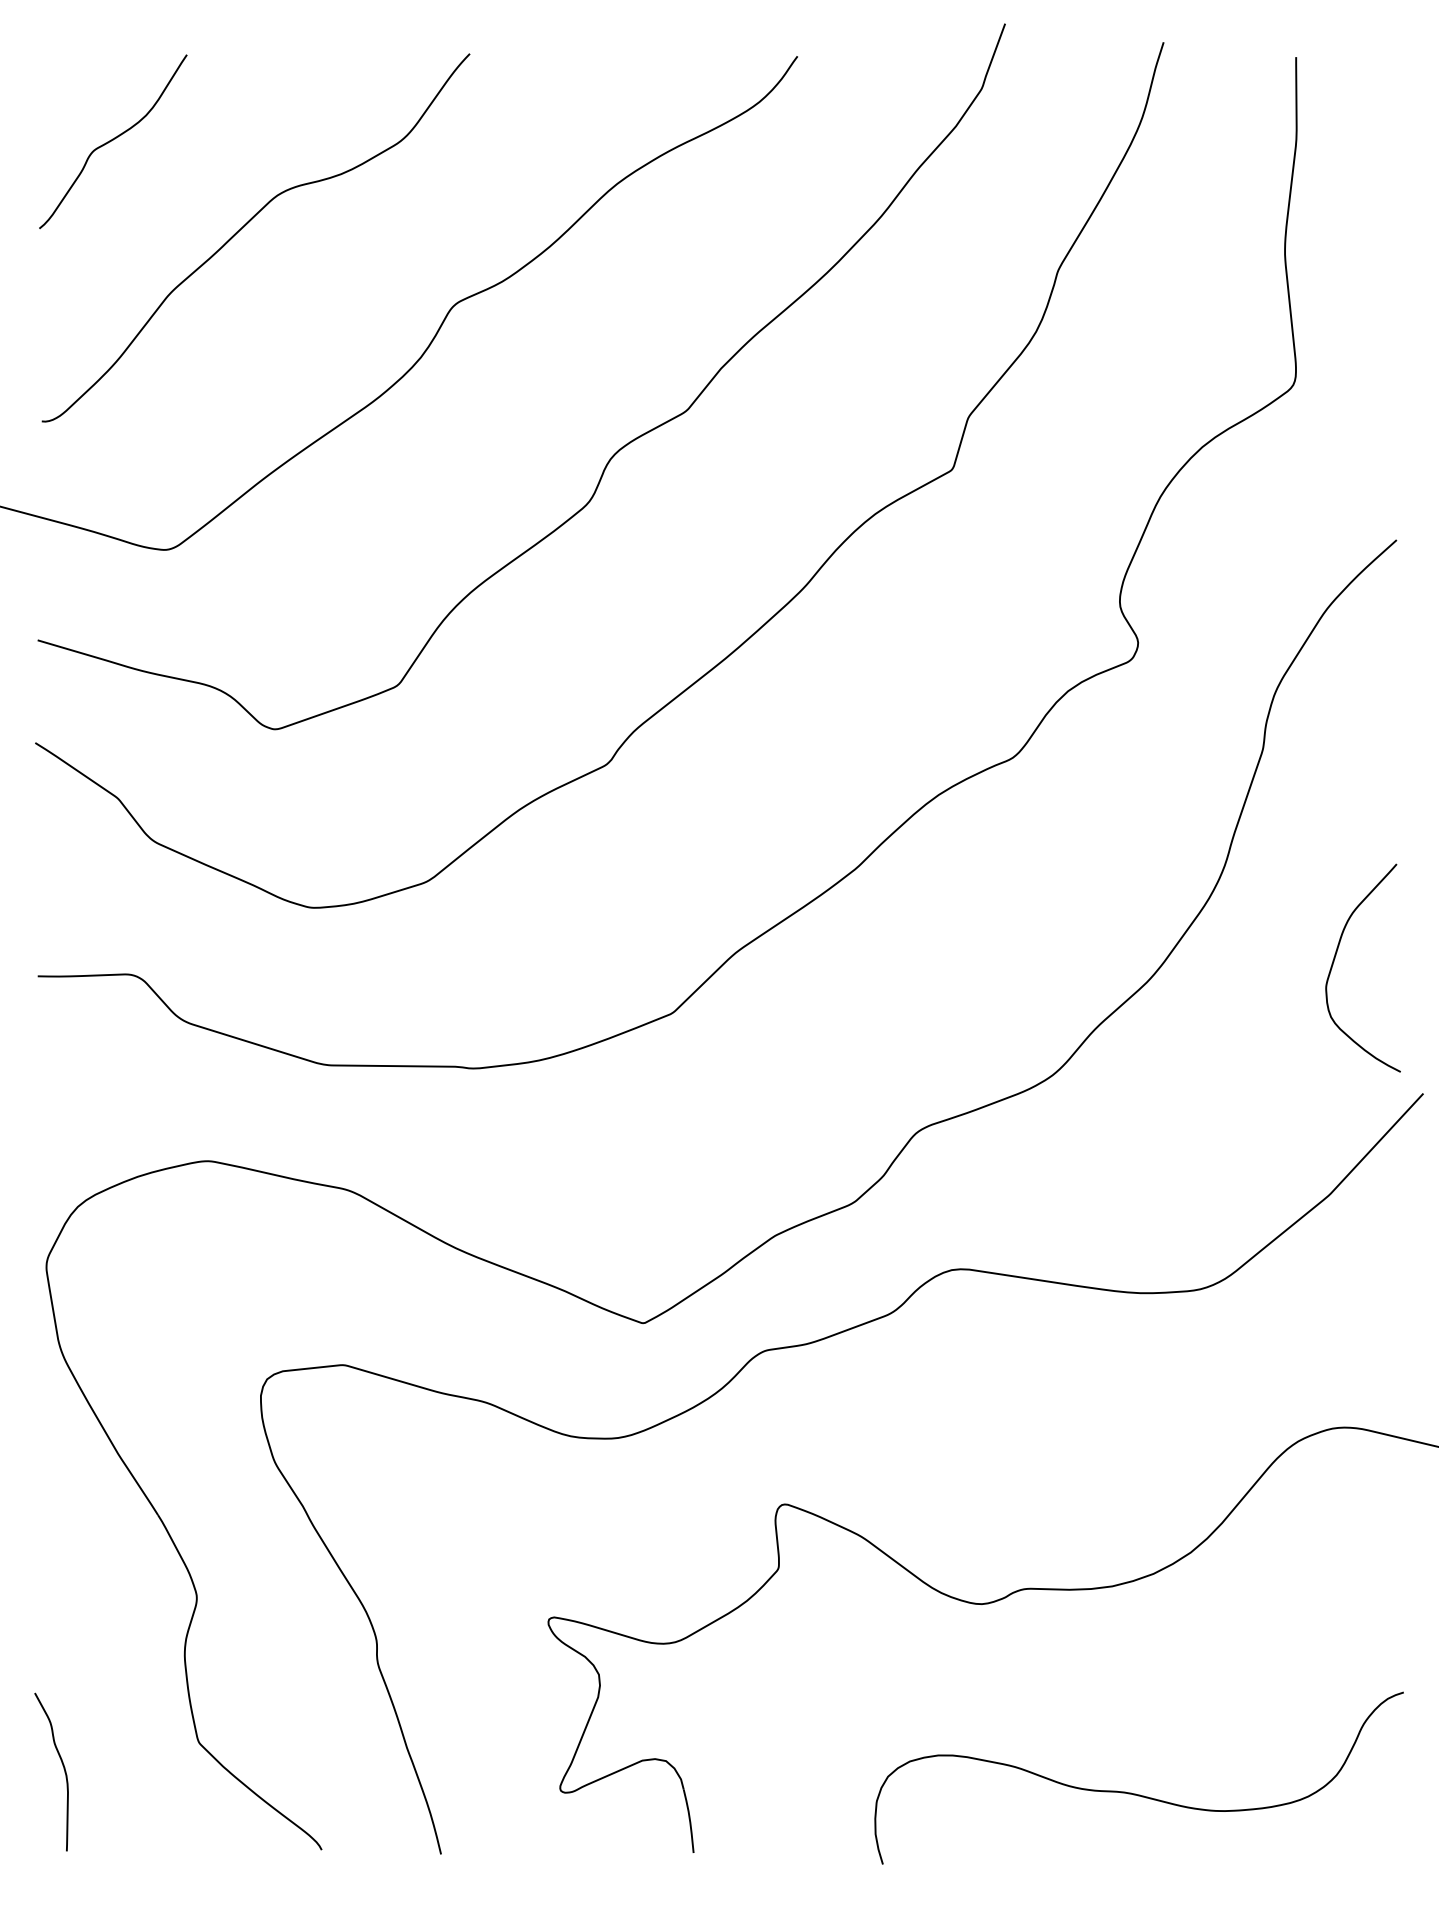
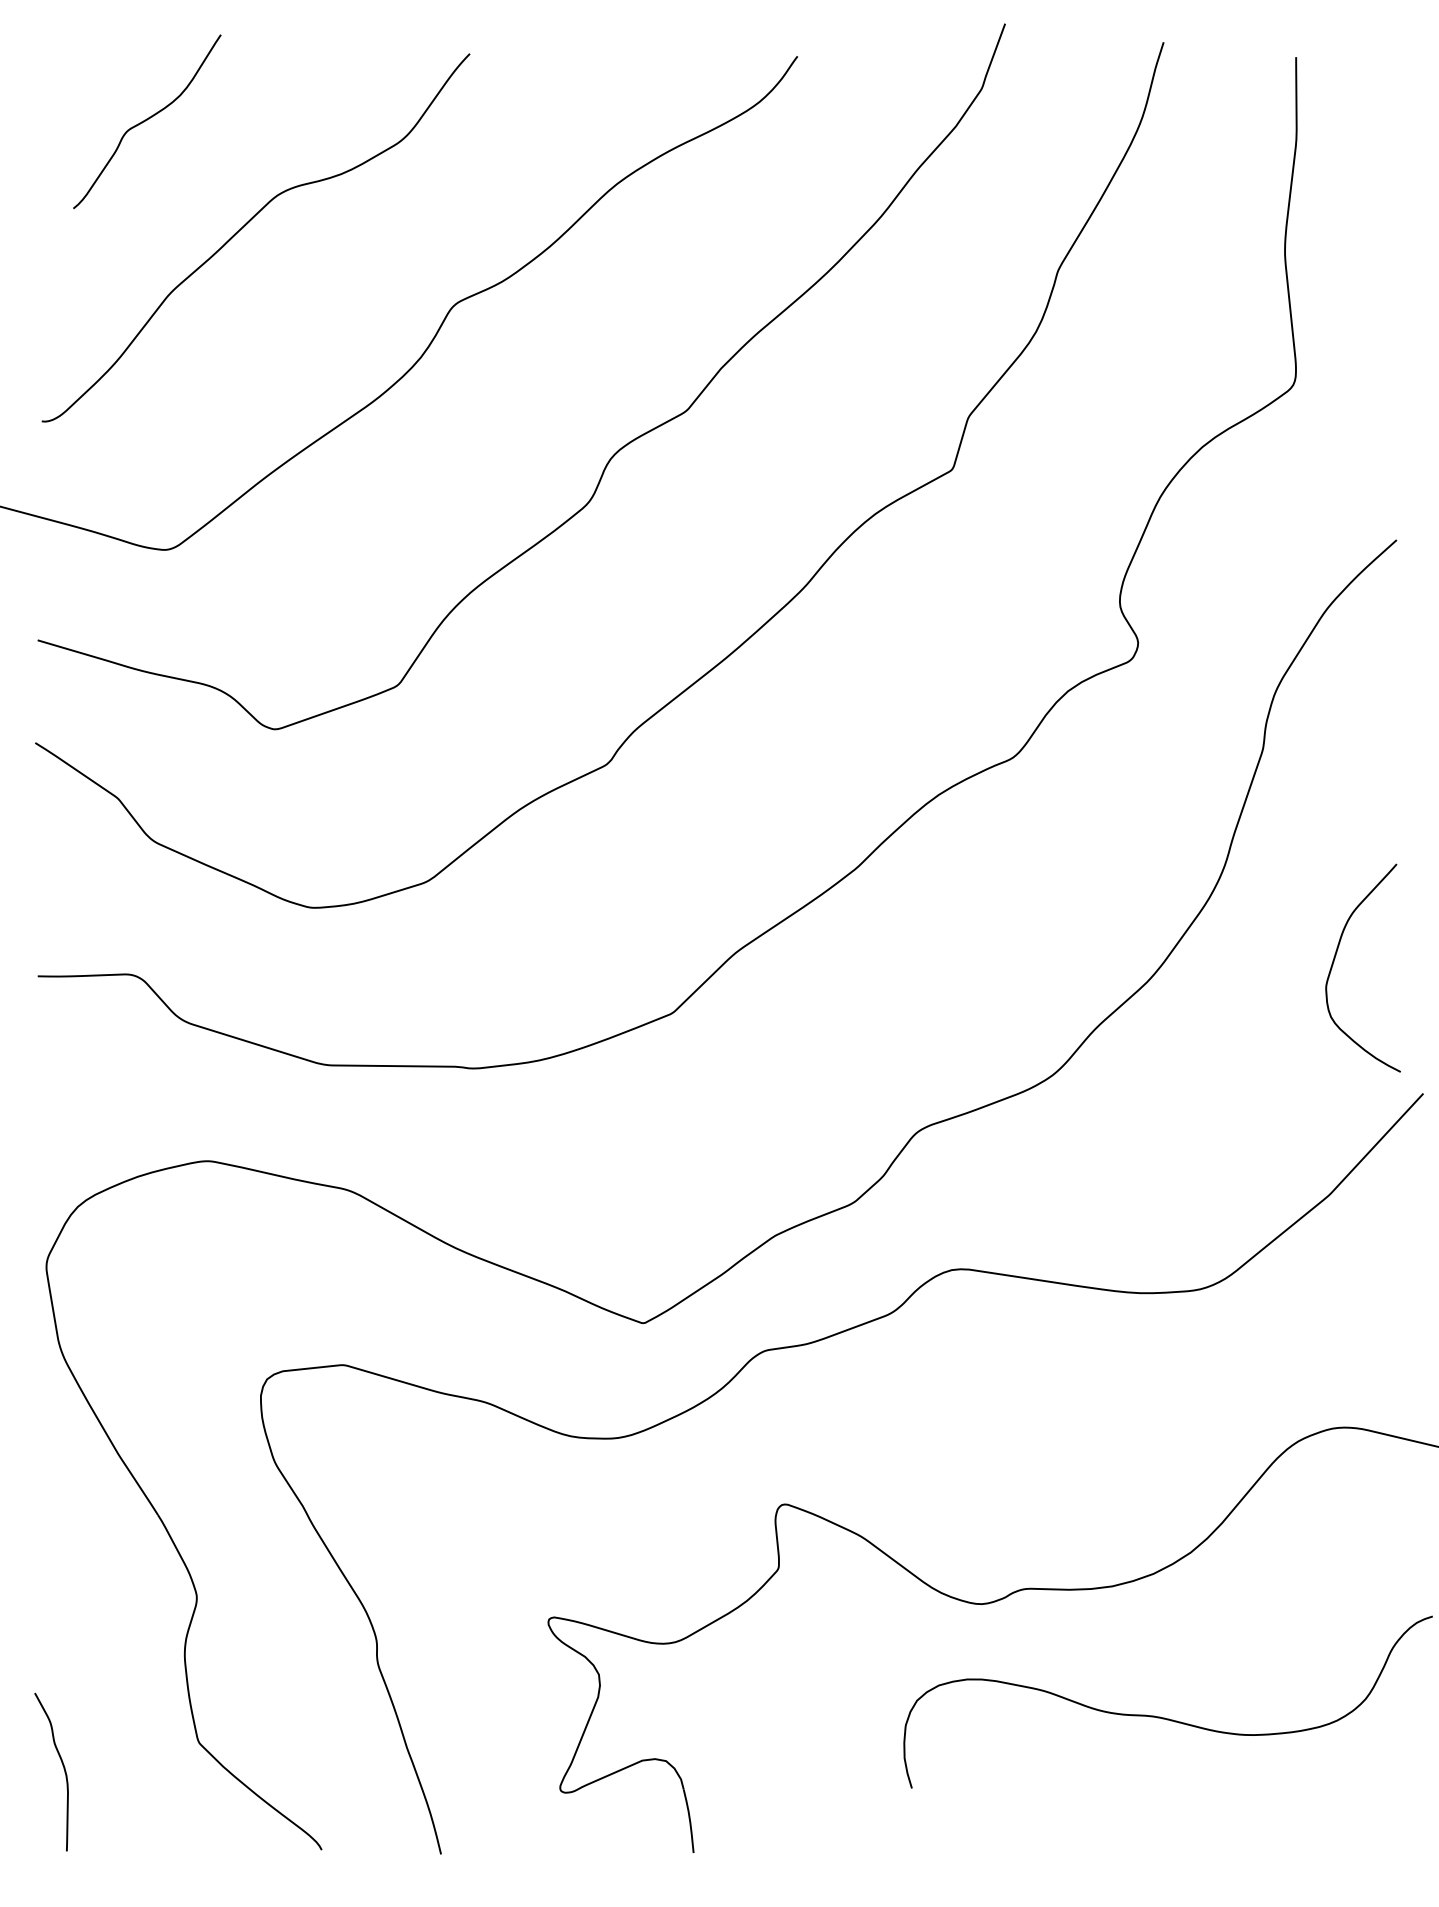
curve position: (113, 140) -> (147, 120) (147, 120)
curve position: (1135, 1793) -> (1164, 1717) (1164, 1717)
